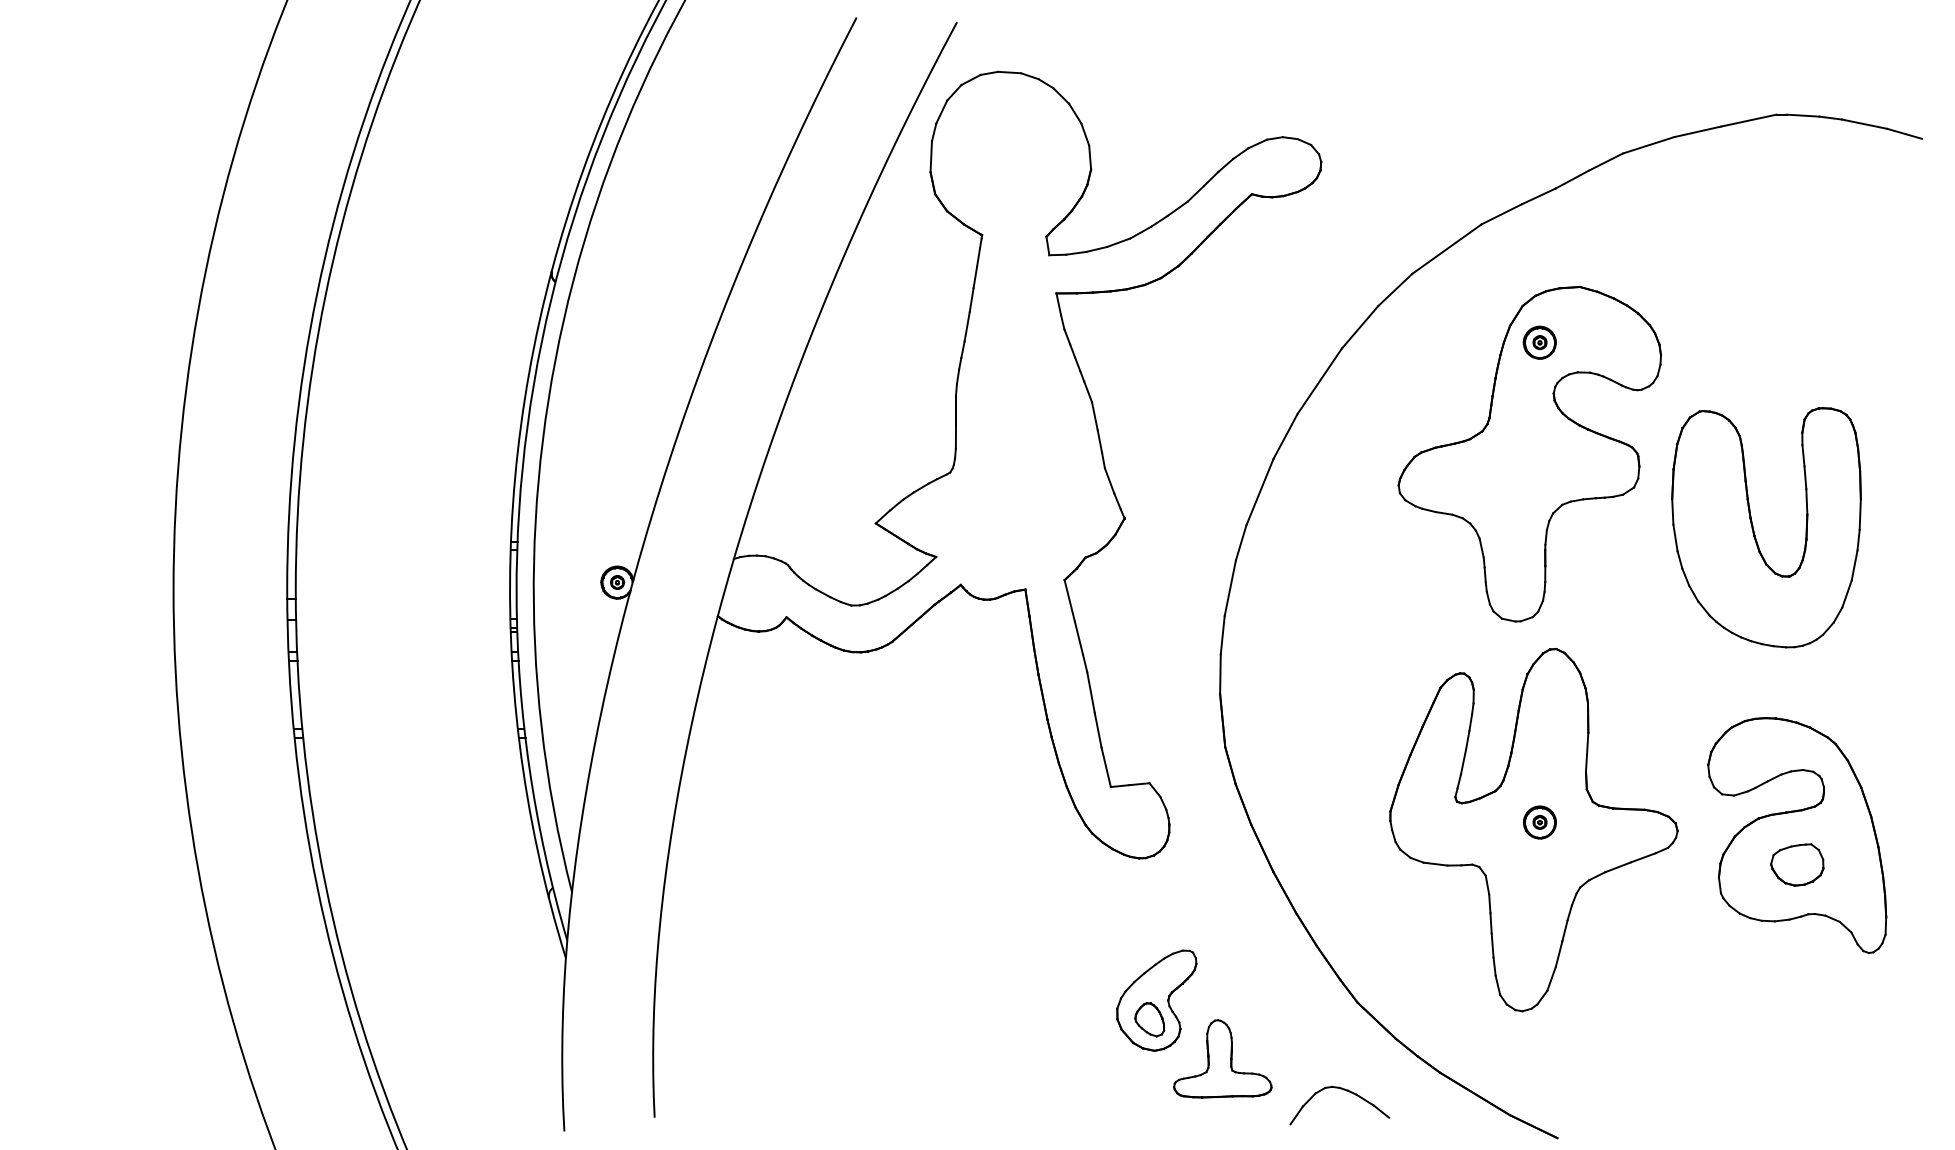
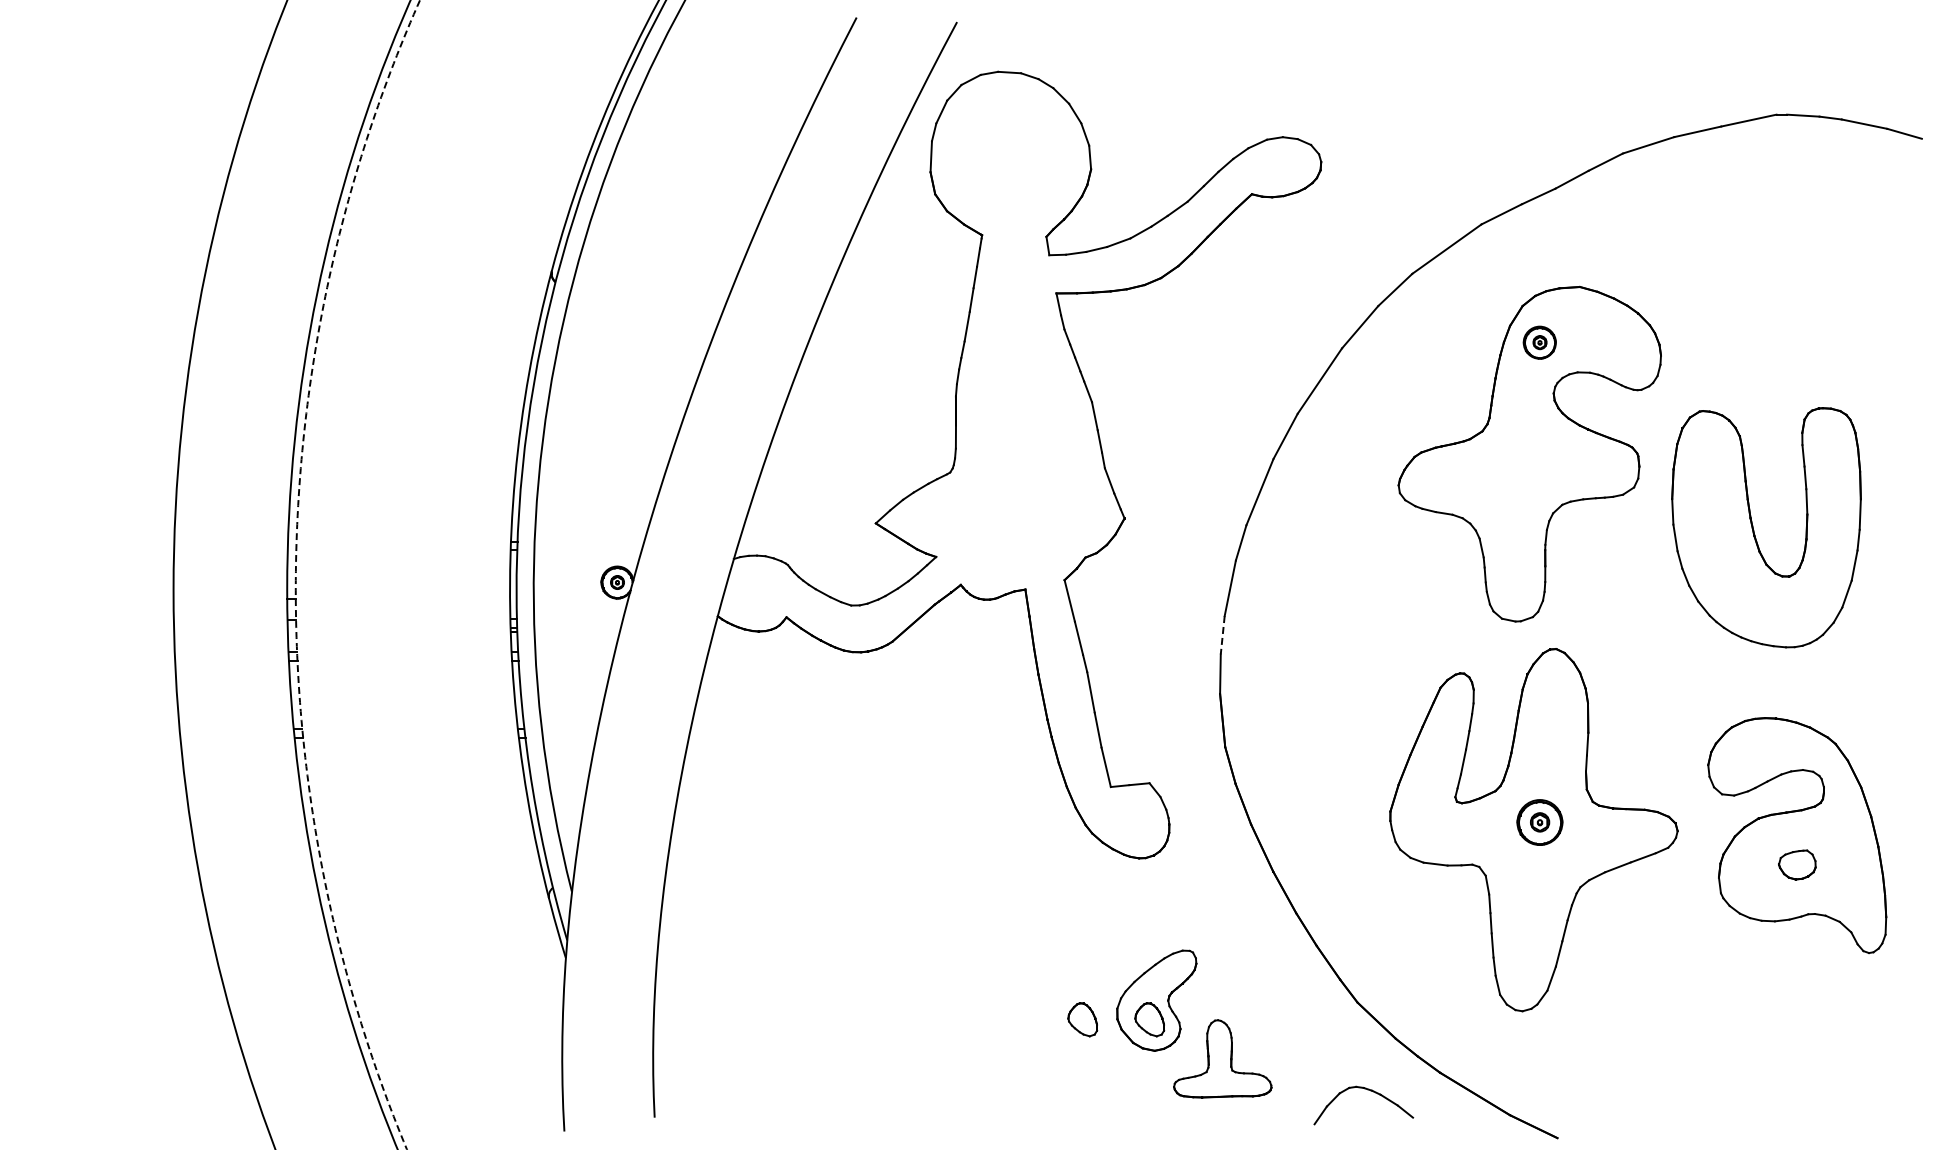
circle: solid -> dashed (357, 574)
line: solid -> dashed (1222, 635)
part size: 34x35 px -> 48x47 px (1539, 822)
part size: 55x44 px -> 39x32 px (1797, 864)
part: none -> present (1082, 1019)
part position: (1343, 1090) -> (1367, 1090) (1367, 1090)
